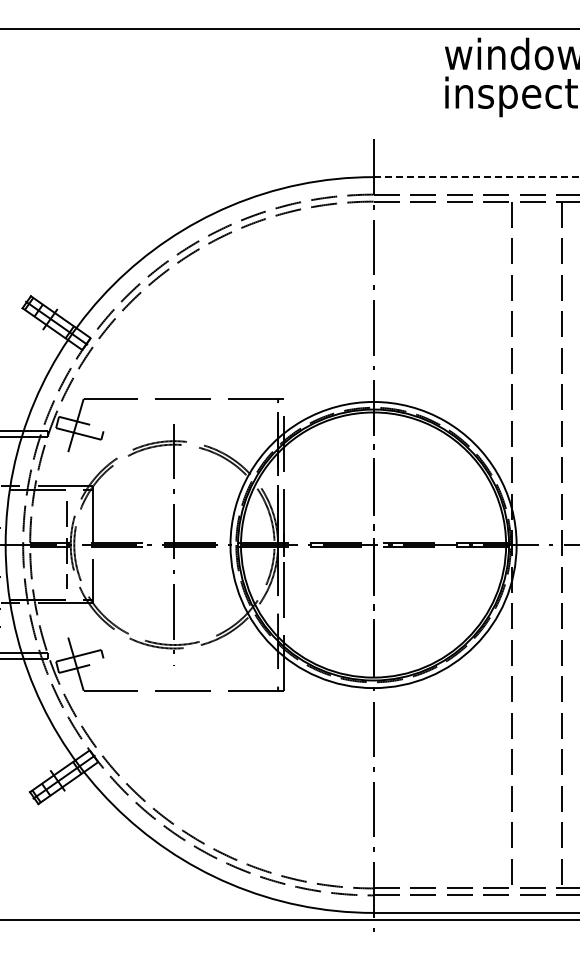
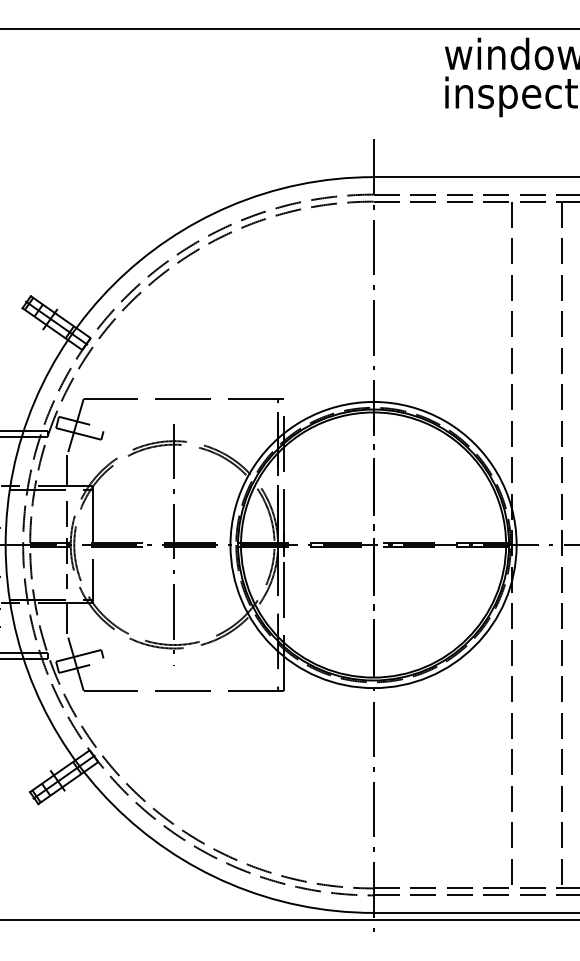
line: dashed -> solid (476, 177)
line: none -> present (67, 470)
line: none -> present (67, 618)
